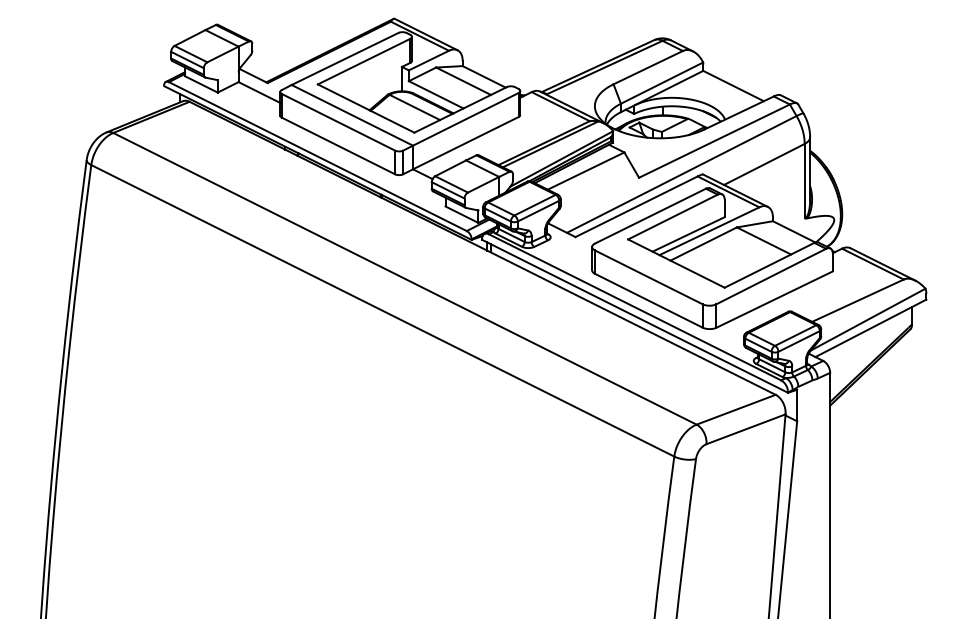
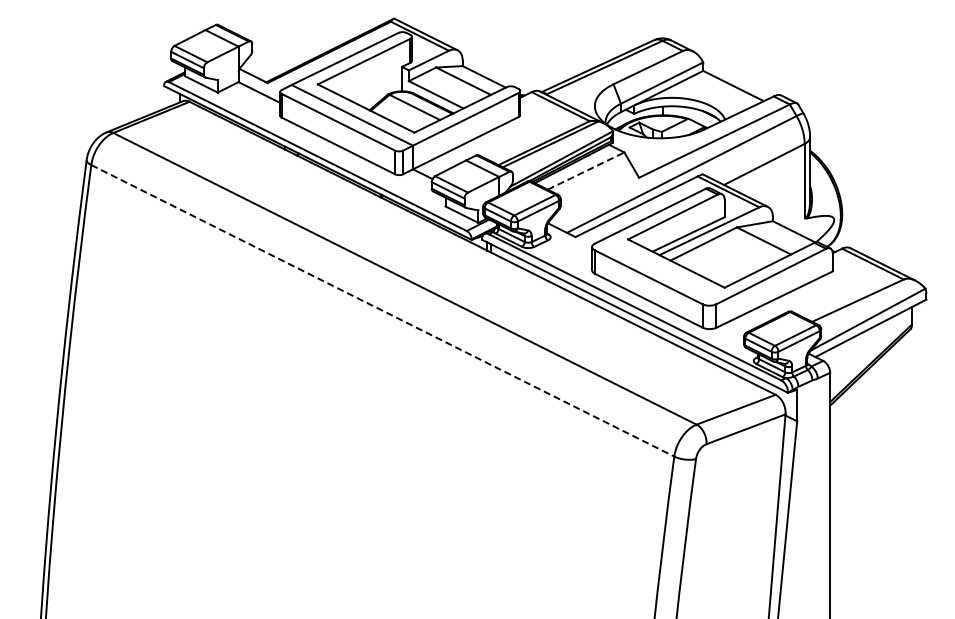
line: solid -> dashed (586, 171)
line: solid -> dashed (382, 310)
